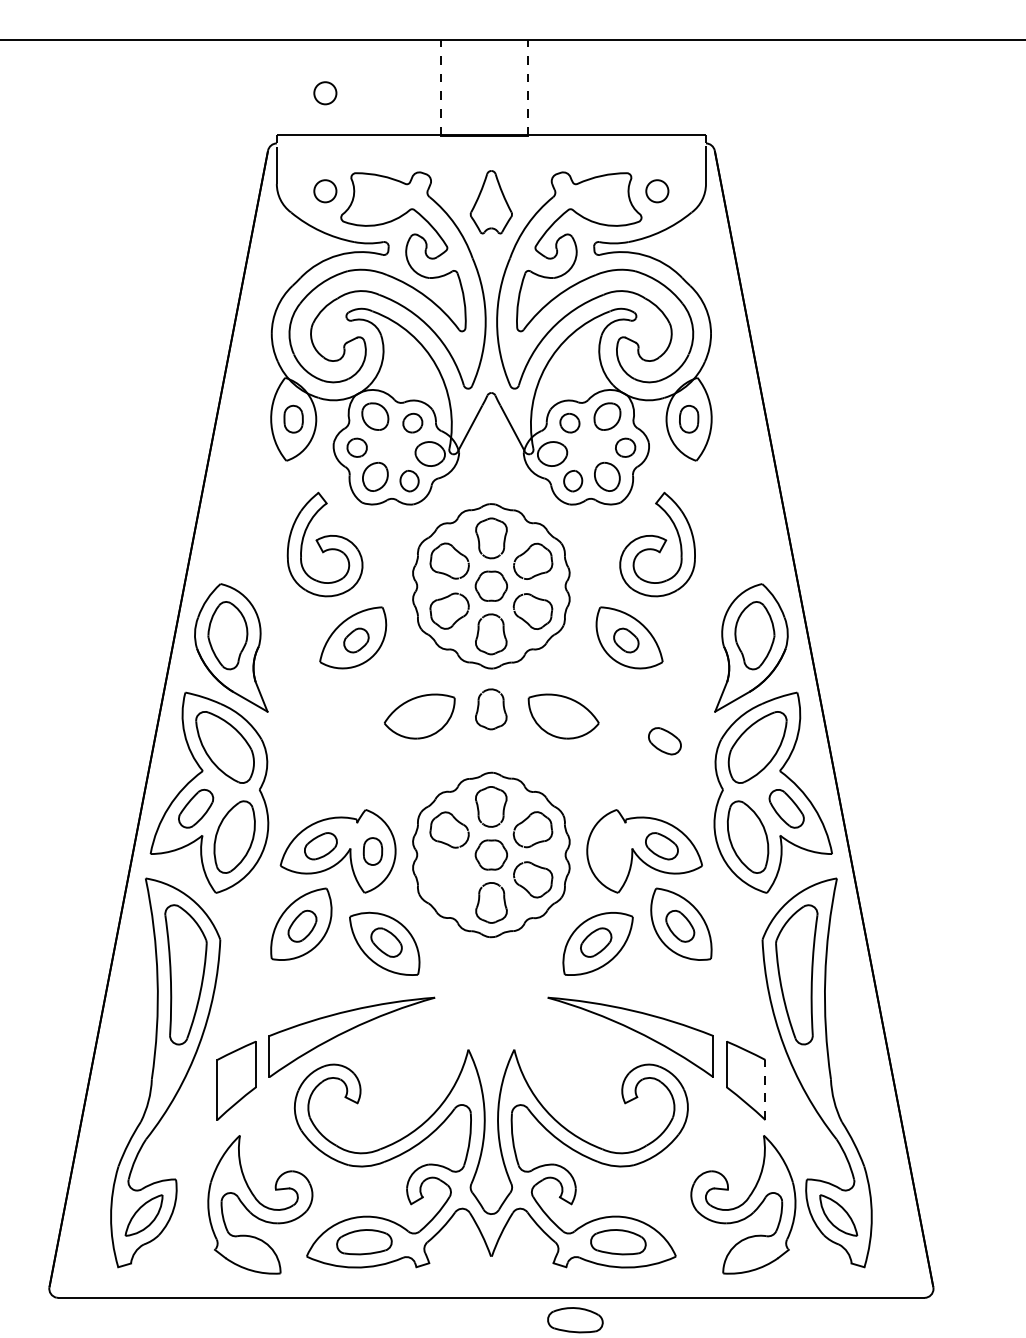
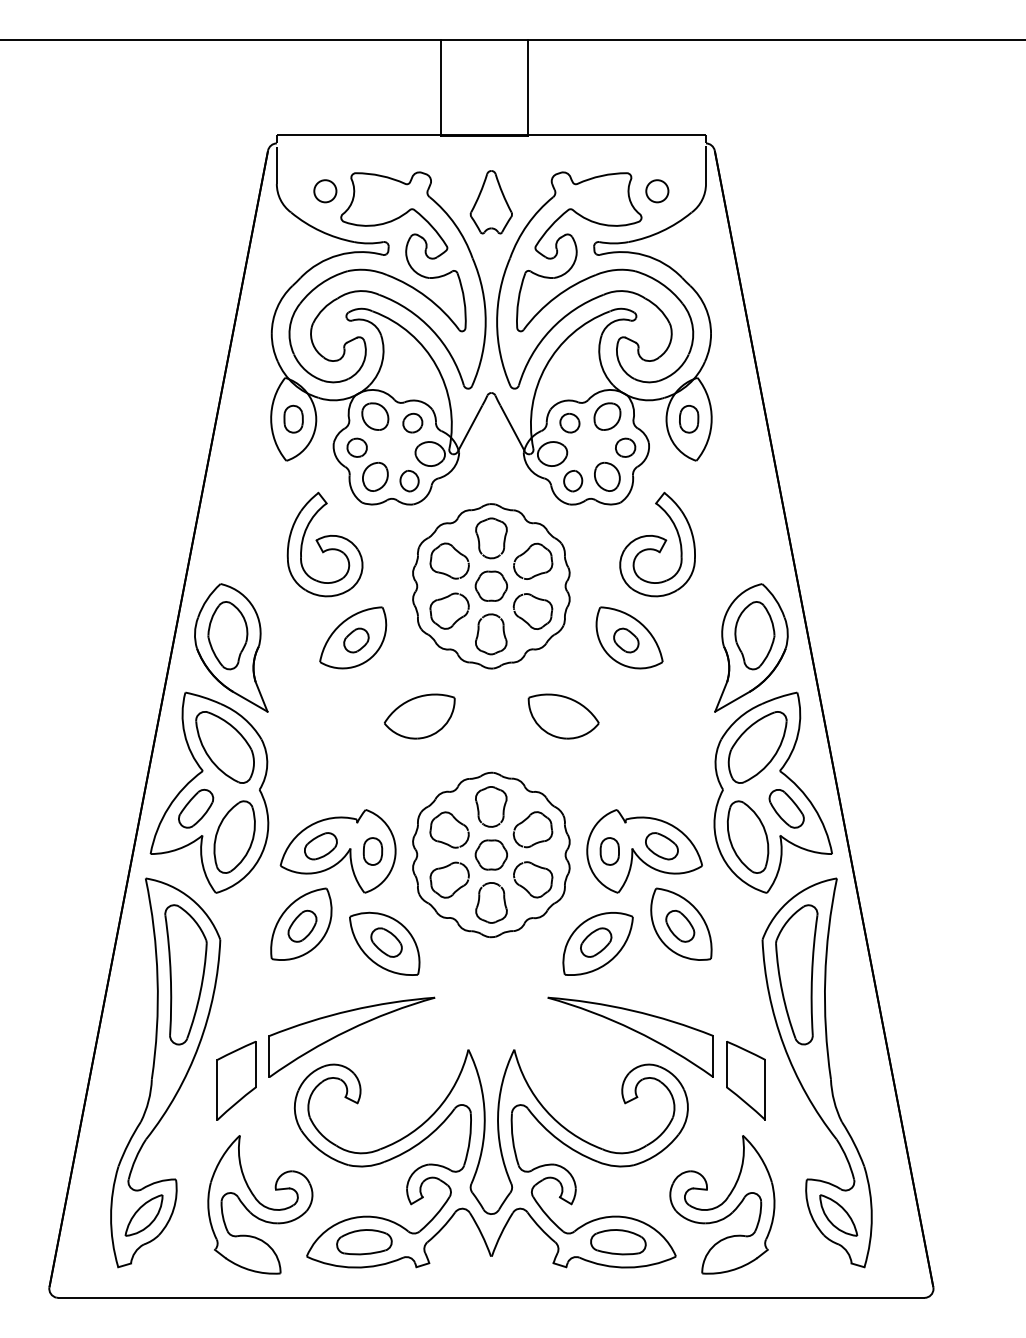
line: dashed -> solid (440, 87)
line: dashed -> solid (527, 87)
circle: present -> none (325, 93)
part: present -> none (491, 709)
part: present -> none (664, 741)
part: none -> present (609, 851)
part: none -> present (449, 879)
line: dashed -> solid (765, 1089)
part position: (743, 1204) -> (722, 1204) (722, 1204)
part: present -> none (575, 1320)
